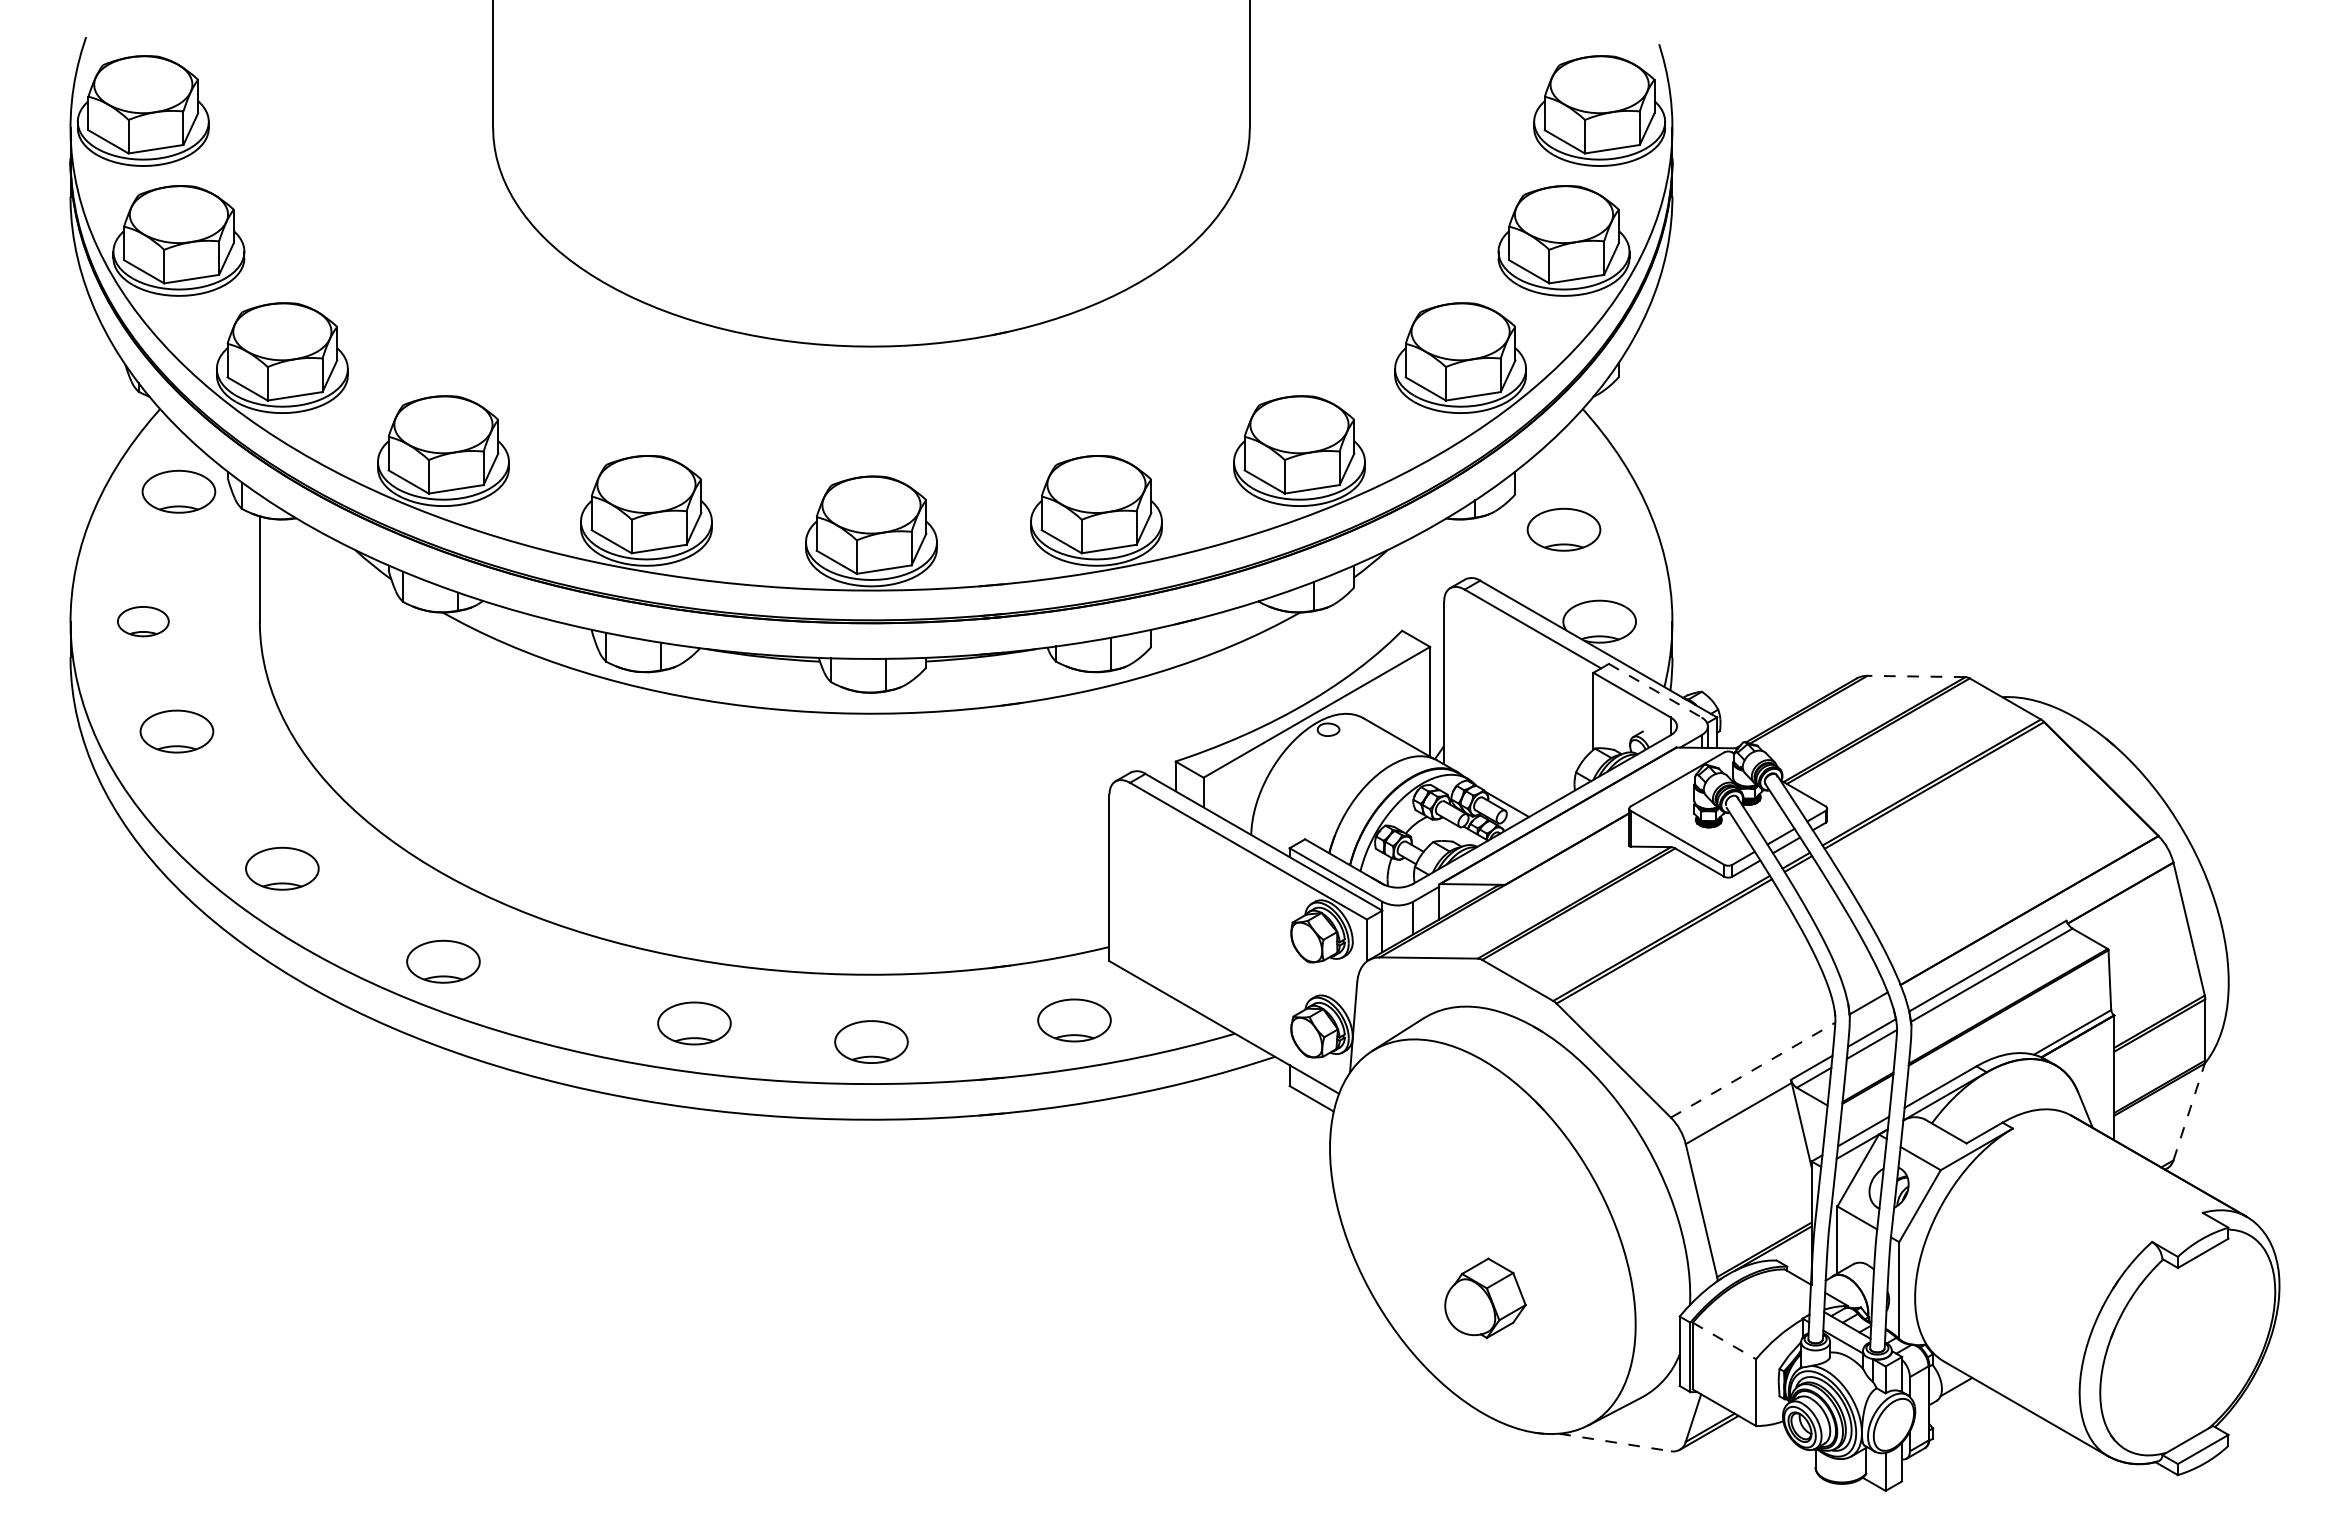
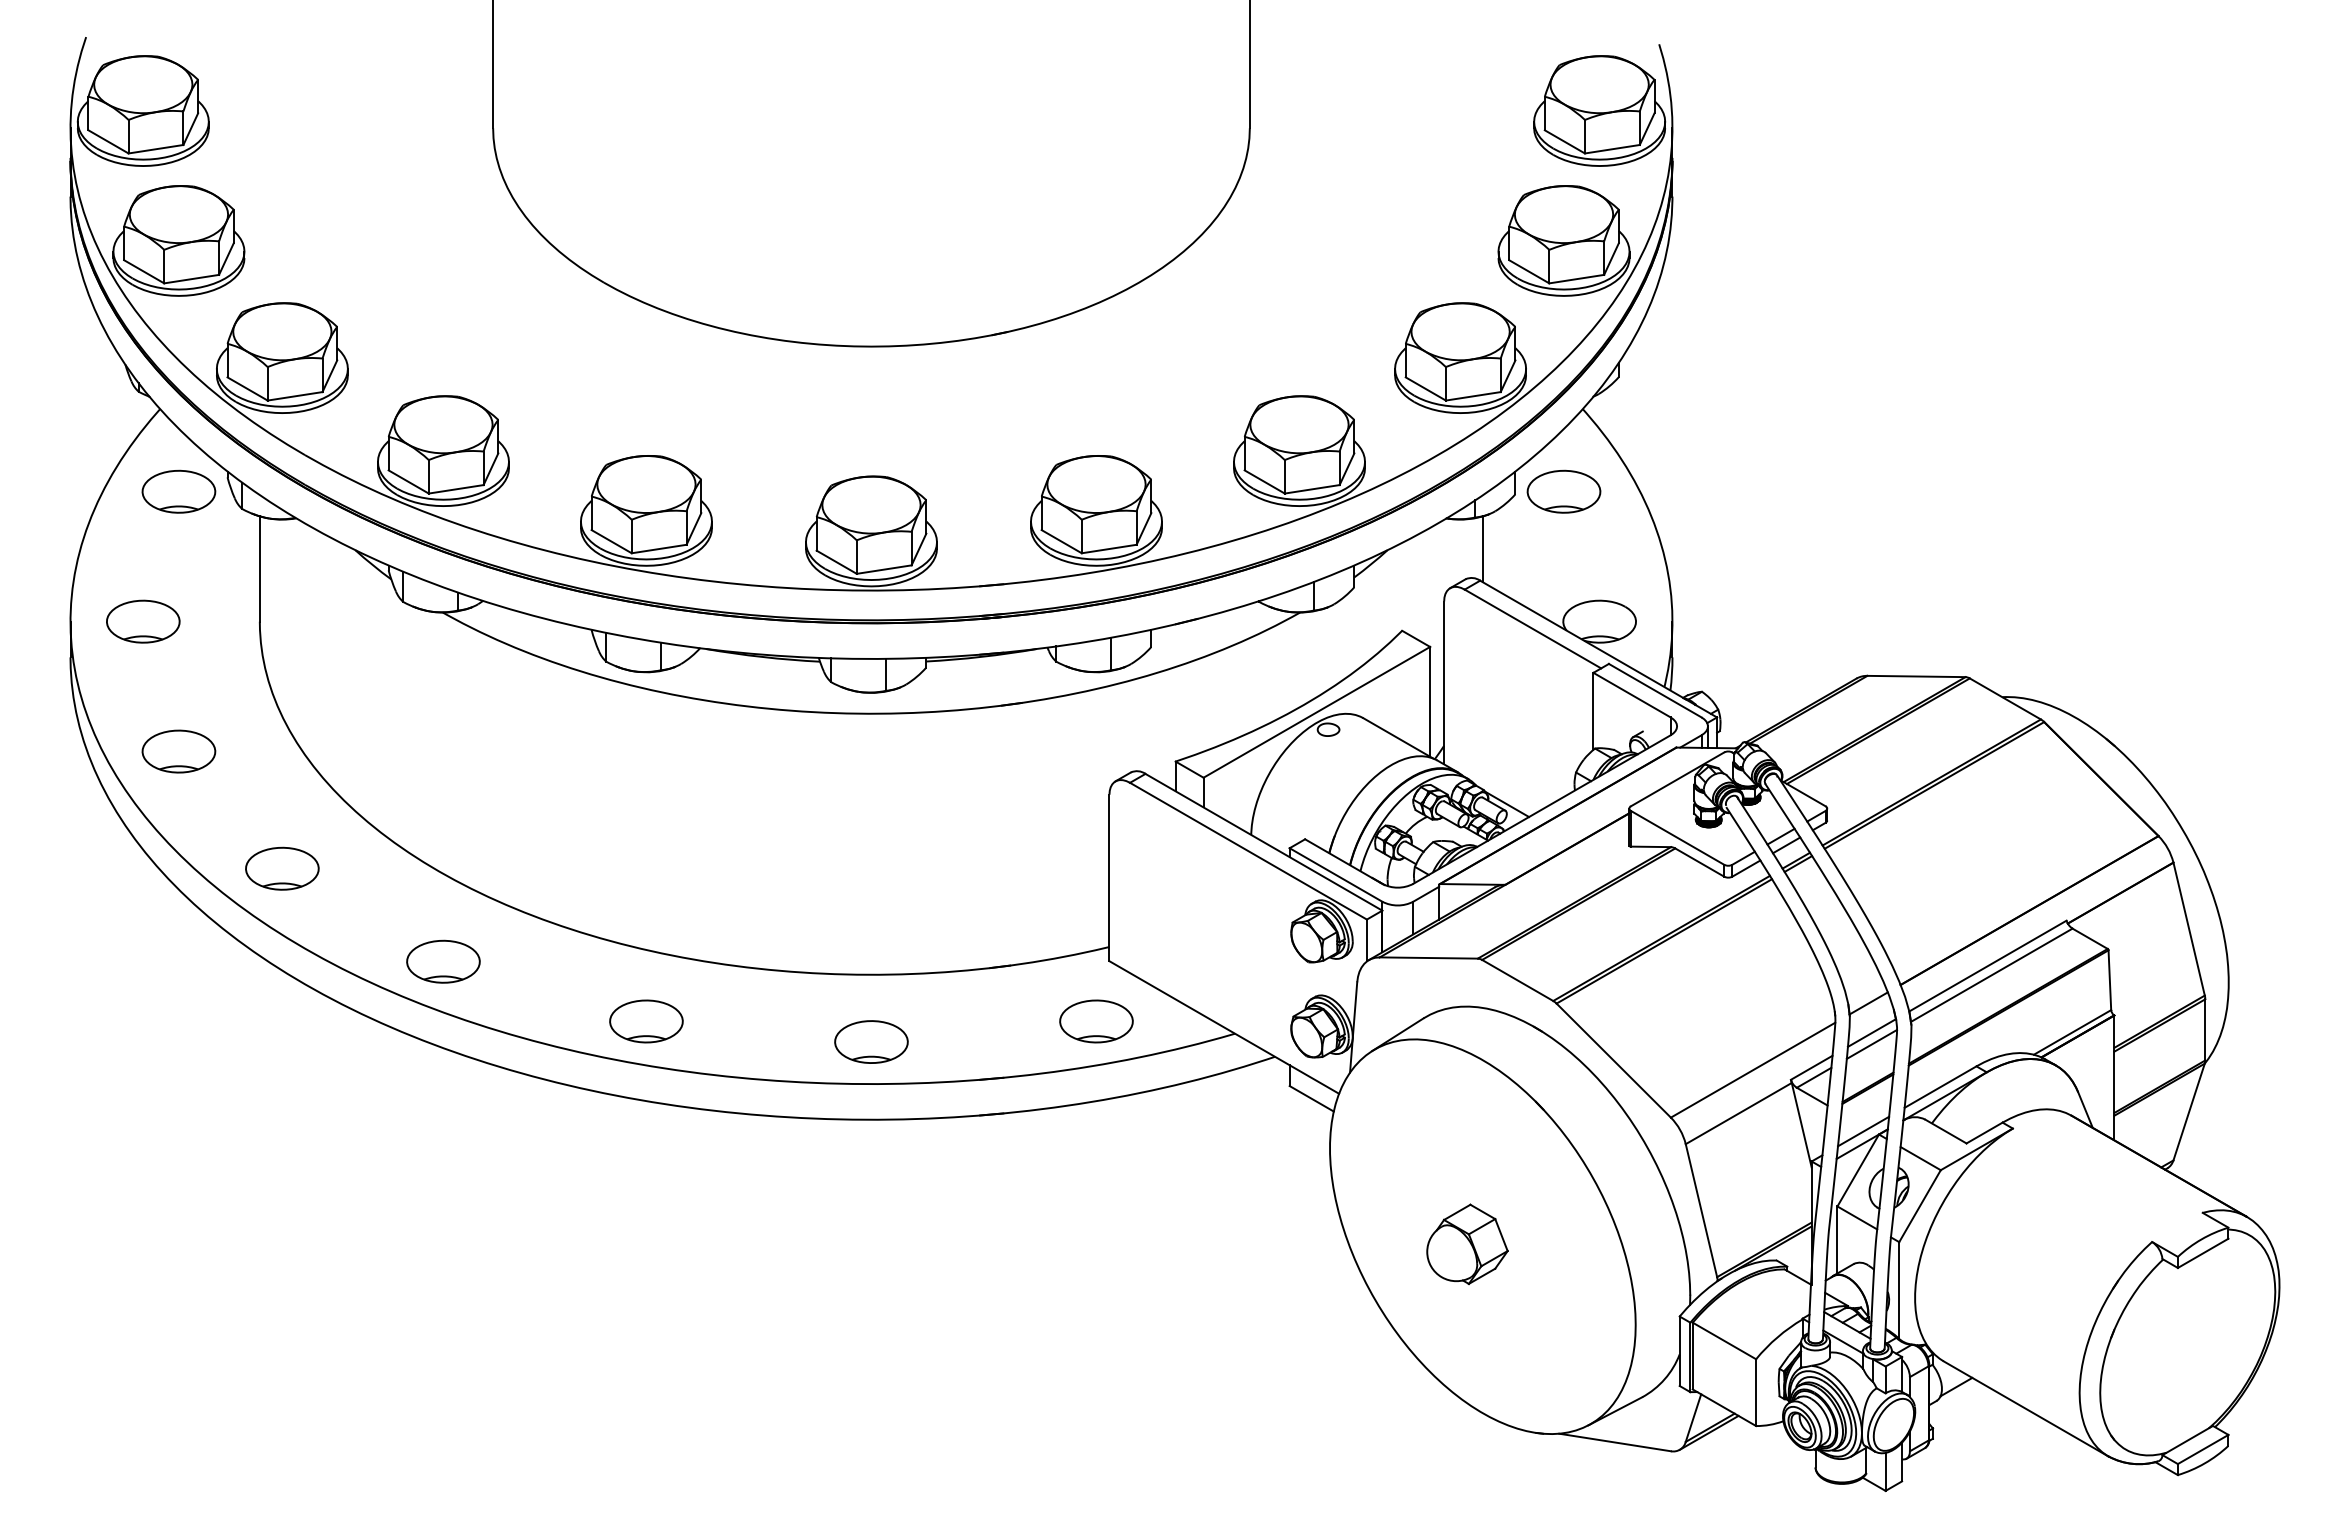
part position: (1563, 529) -> (1563, 491) (1563, 491)
line: none -> present (1483, 549)
part size: 53x32 px -> 75x45 px (143, 621)
line: dashed -> solid (1916, 676)
line: dashed -> solid (1655, 690)
part position: (176, 731) -> (178, 751) (178, 751)
part position: (1074, 1020) -> (1096, 1021) (1096, 1021)
part position: (694, 1023) -> (646, 1021) (646, 1021)
line: dashed -> solid (1753, 1070)
line: dashed -> solid (2189, 1112)
part position: (1485, 1297) -> (1467, 1243) (1467, 1243)
line: dashed -> solid (1724, 1340)
line: dashed -> solid (1615, 1442)
